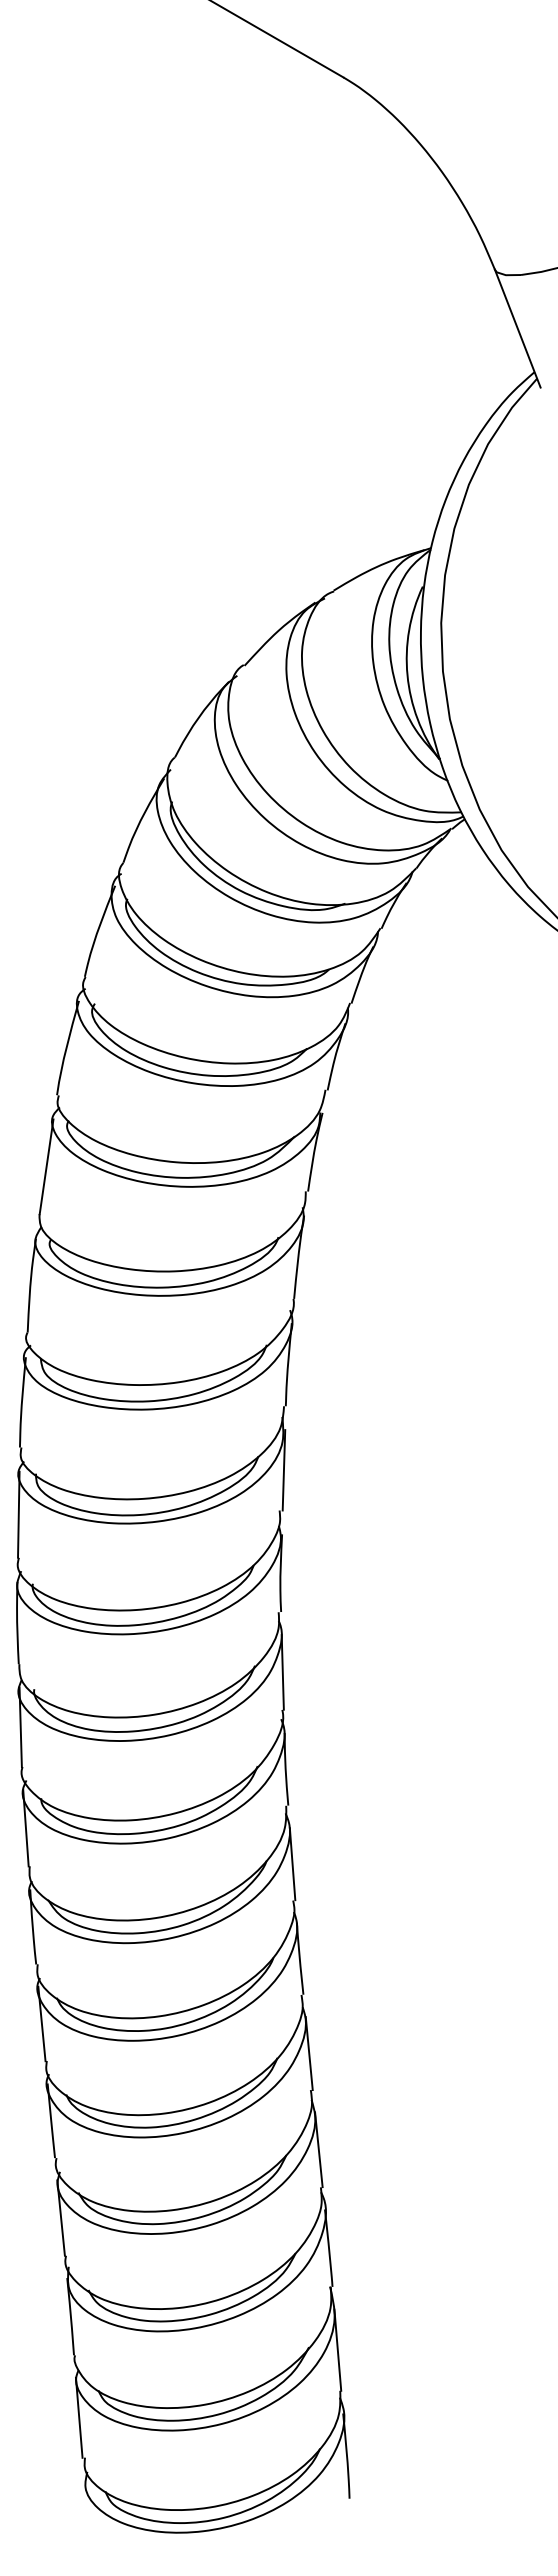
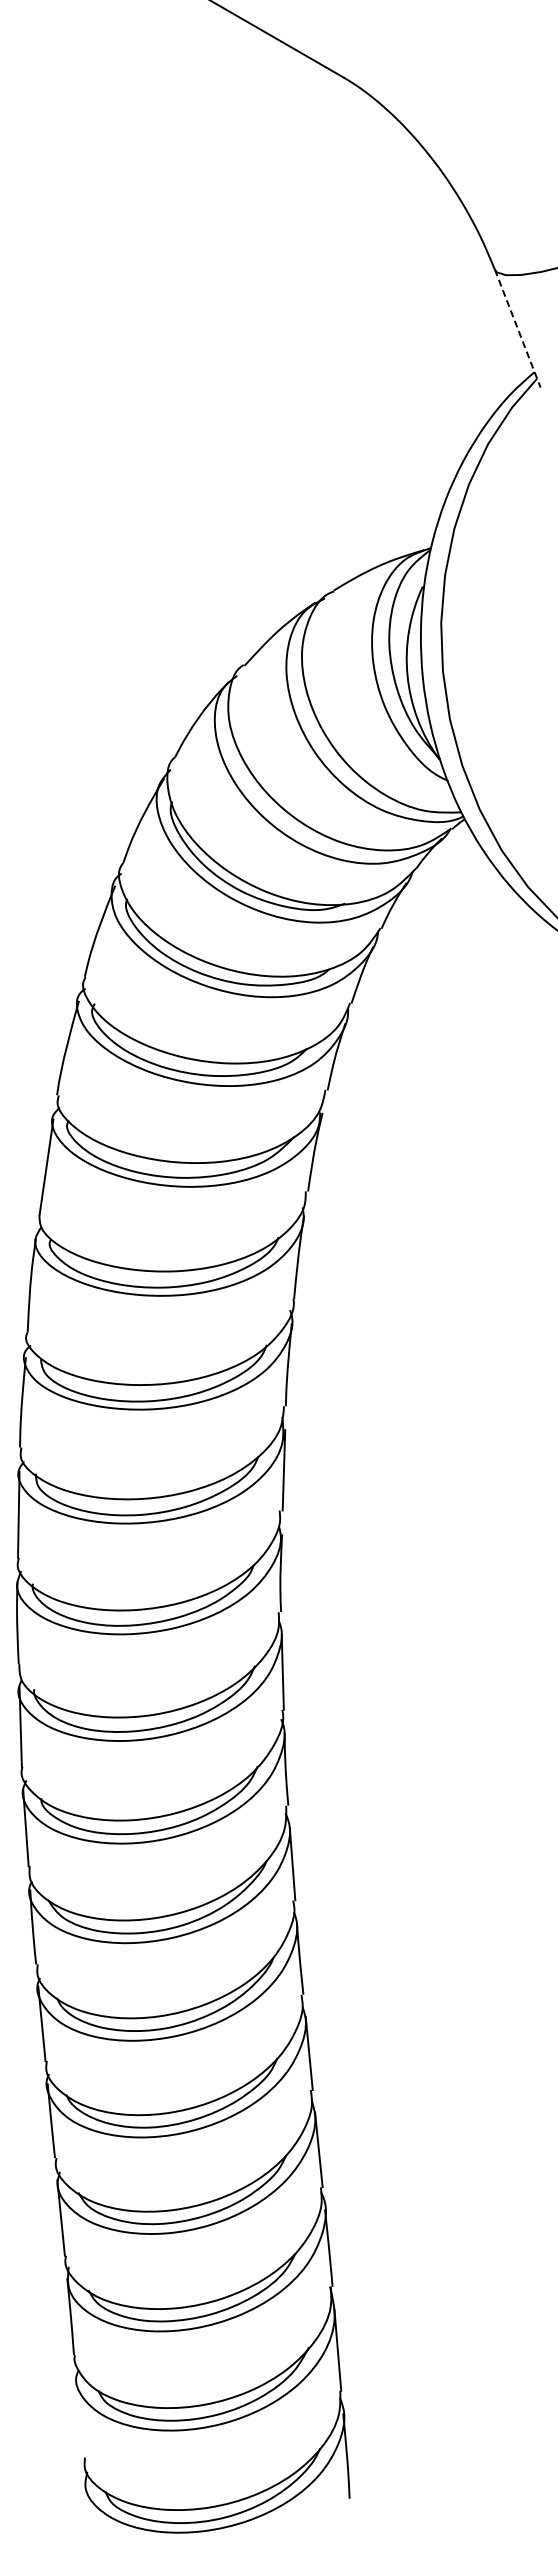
line: solid -> dashed (517, 329)
line: present -> none (78, 2417)
